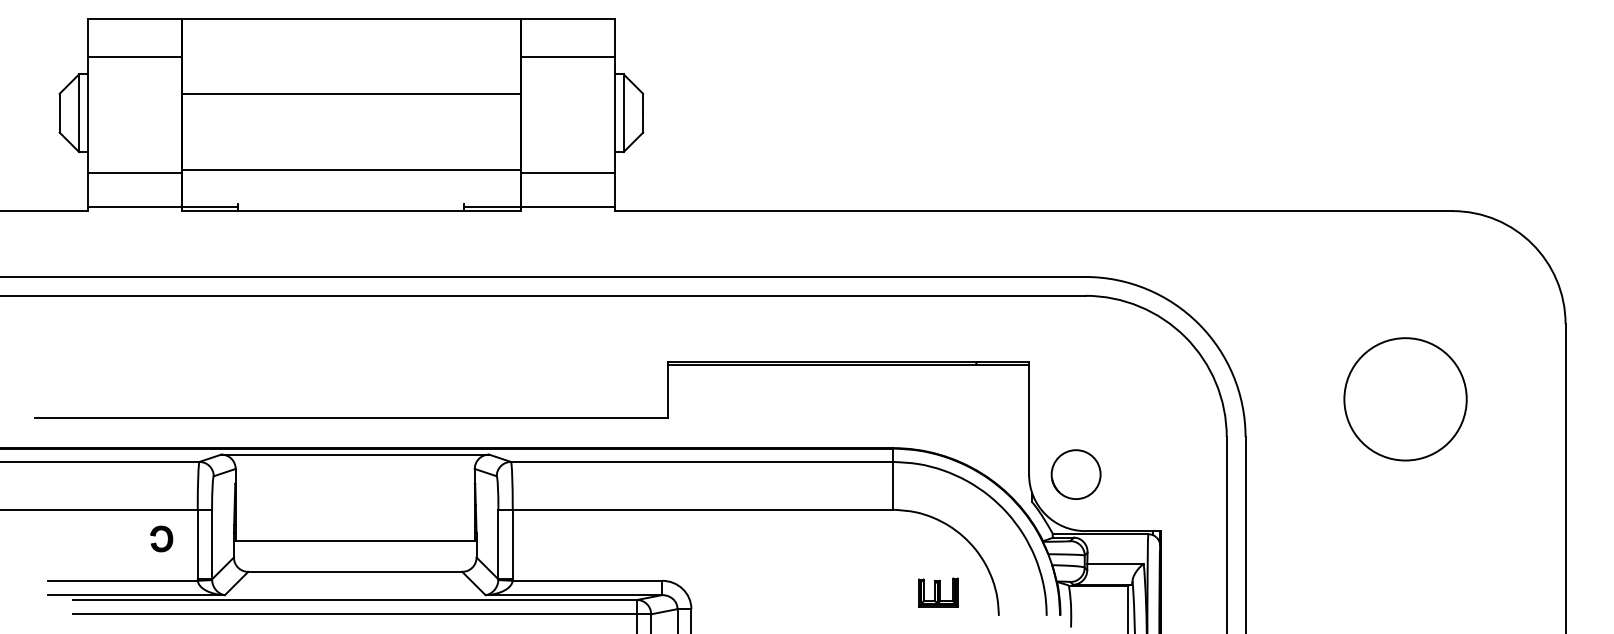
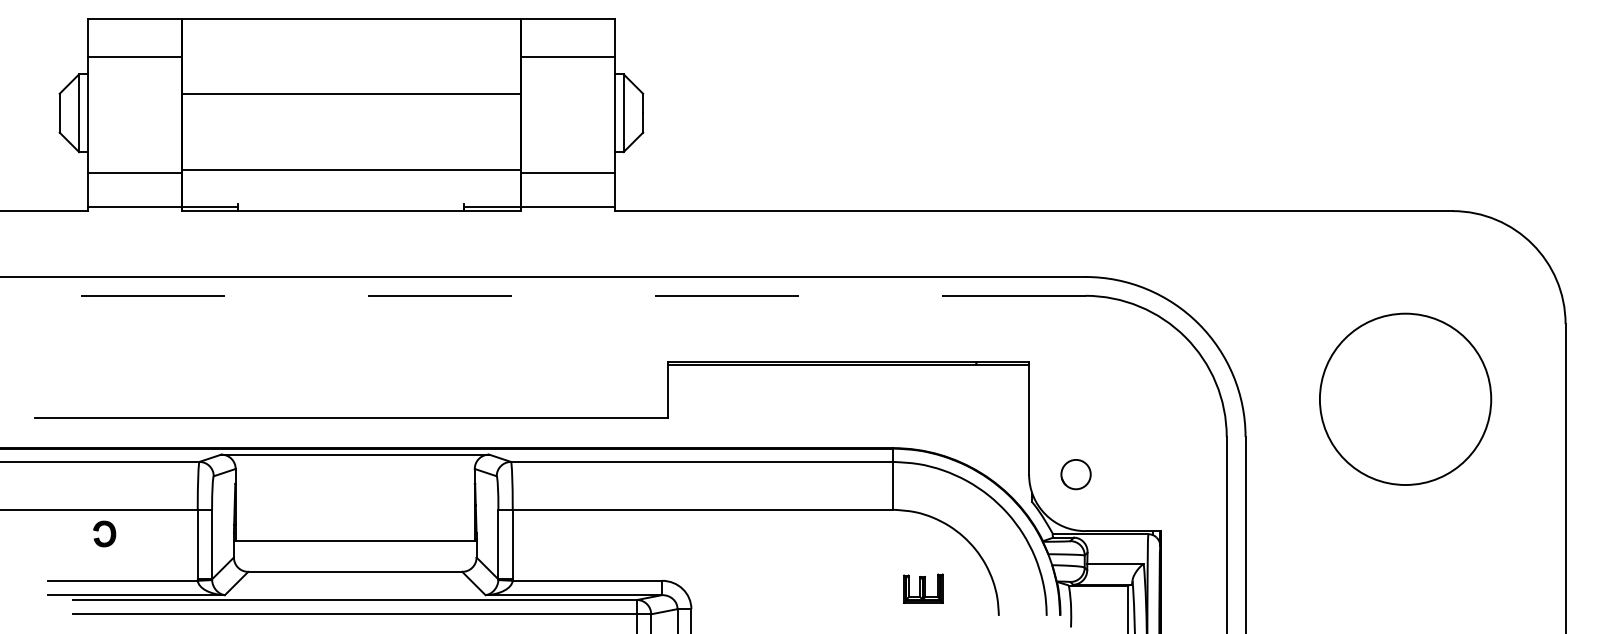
line: solid -> dashed (542, 295)
circle diameter: 122 px -> 171 px (1405, 399)
part size: 52x51 px -> 32x32 px (1075, 474)
part position: (167, 537) -> (110, 532) (110, 532)
part position: (938, 592) -> (923, 588) (923, 588)
